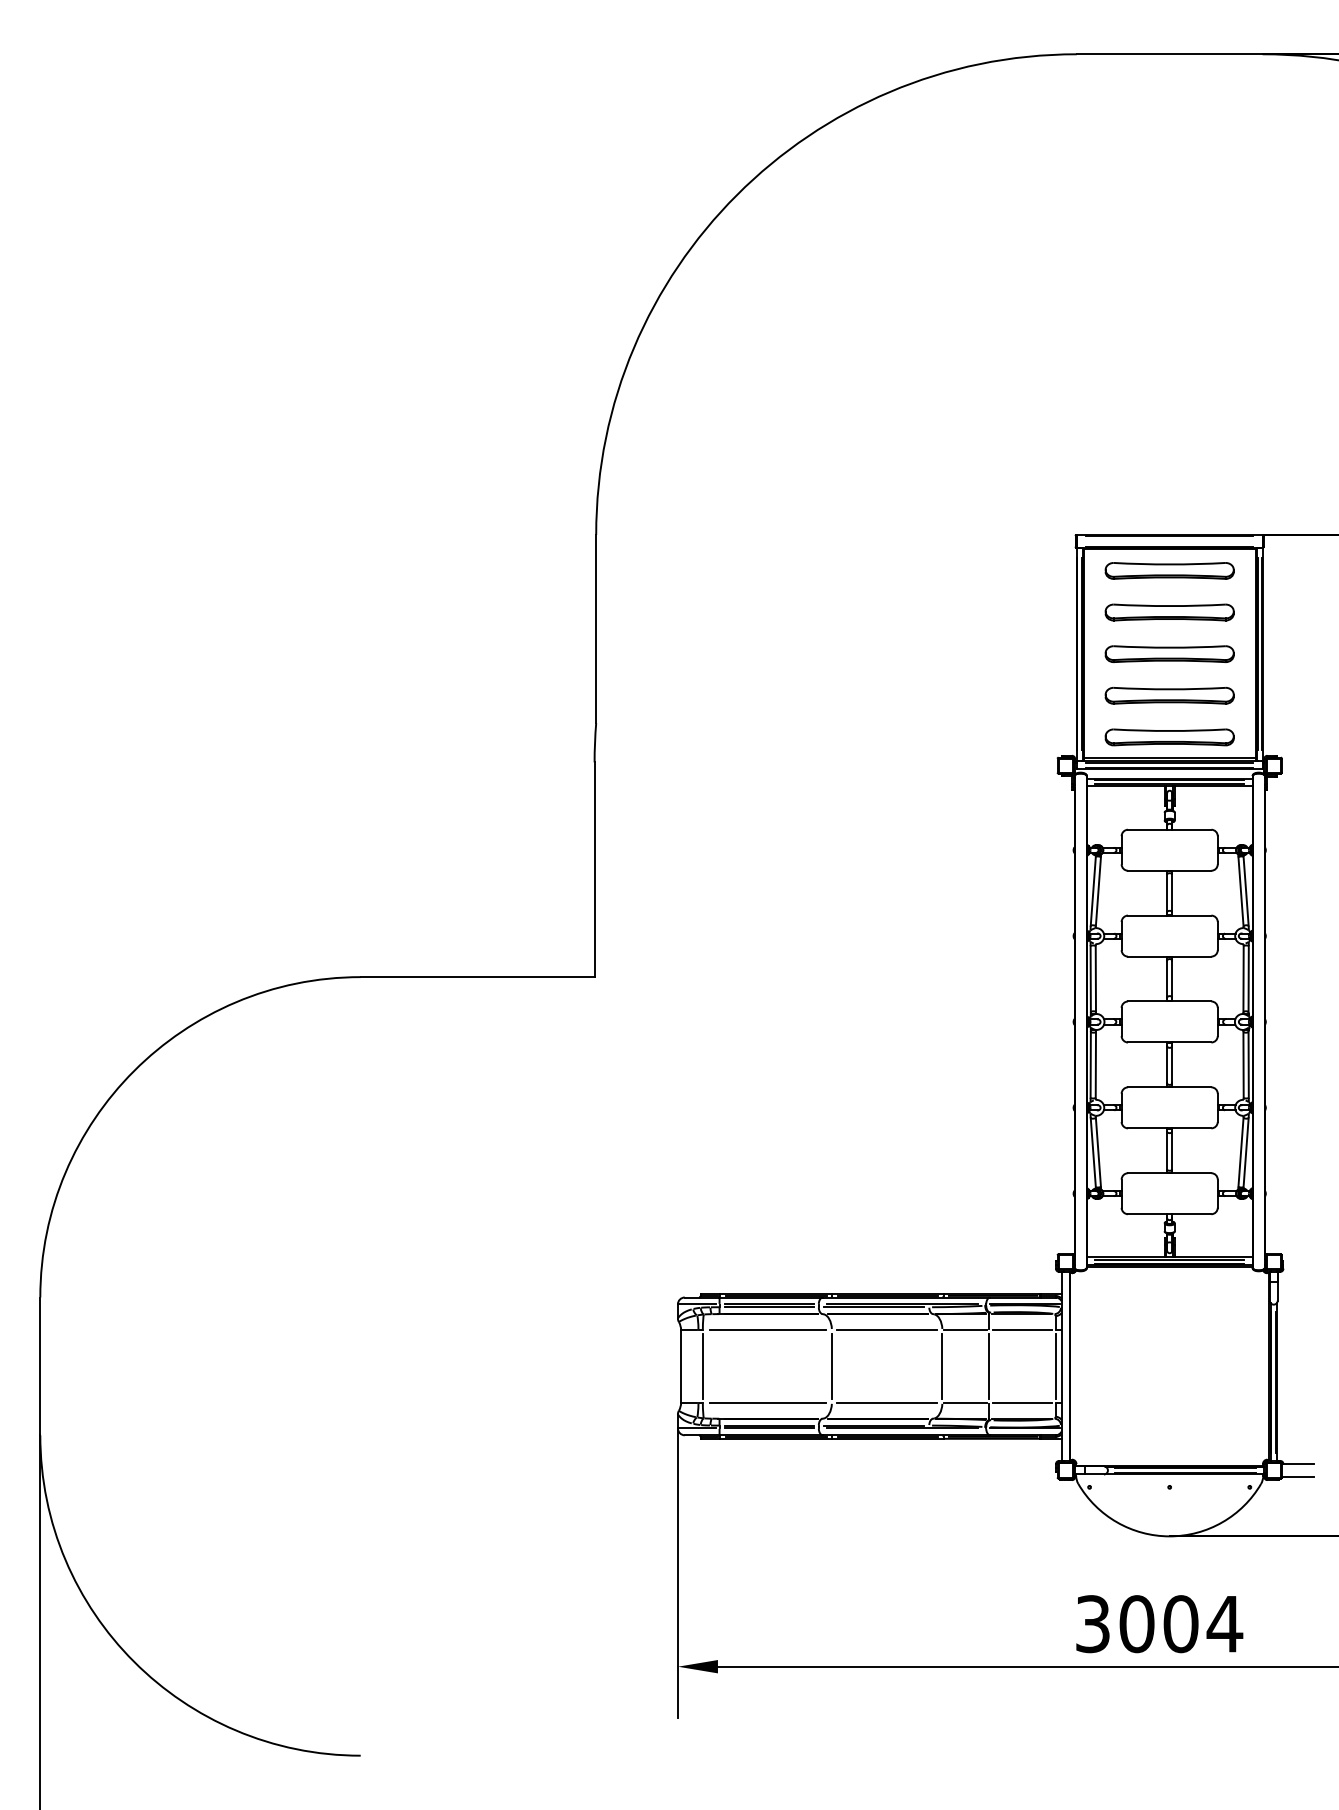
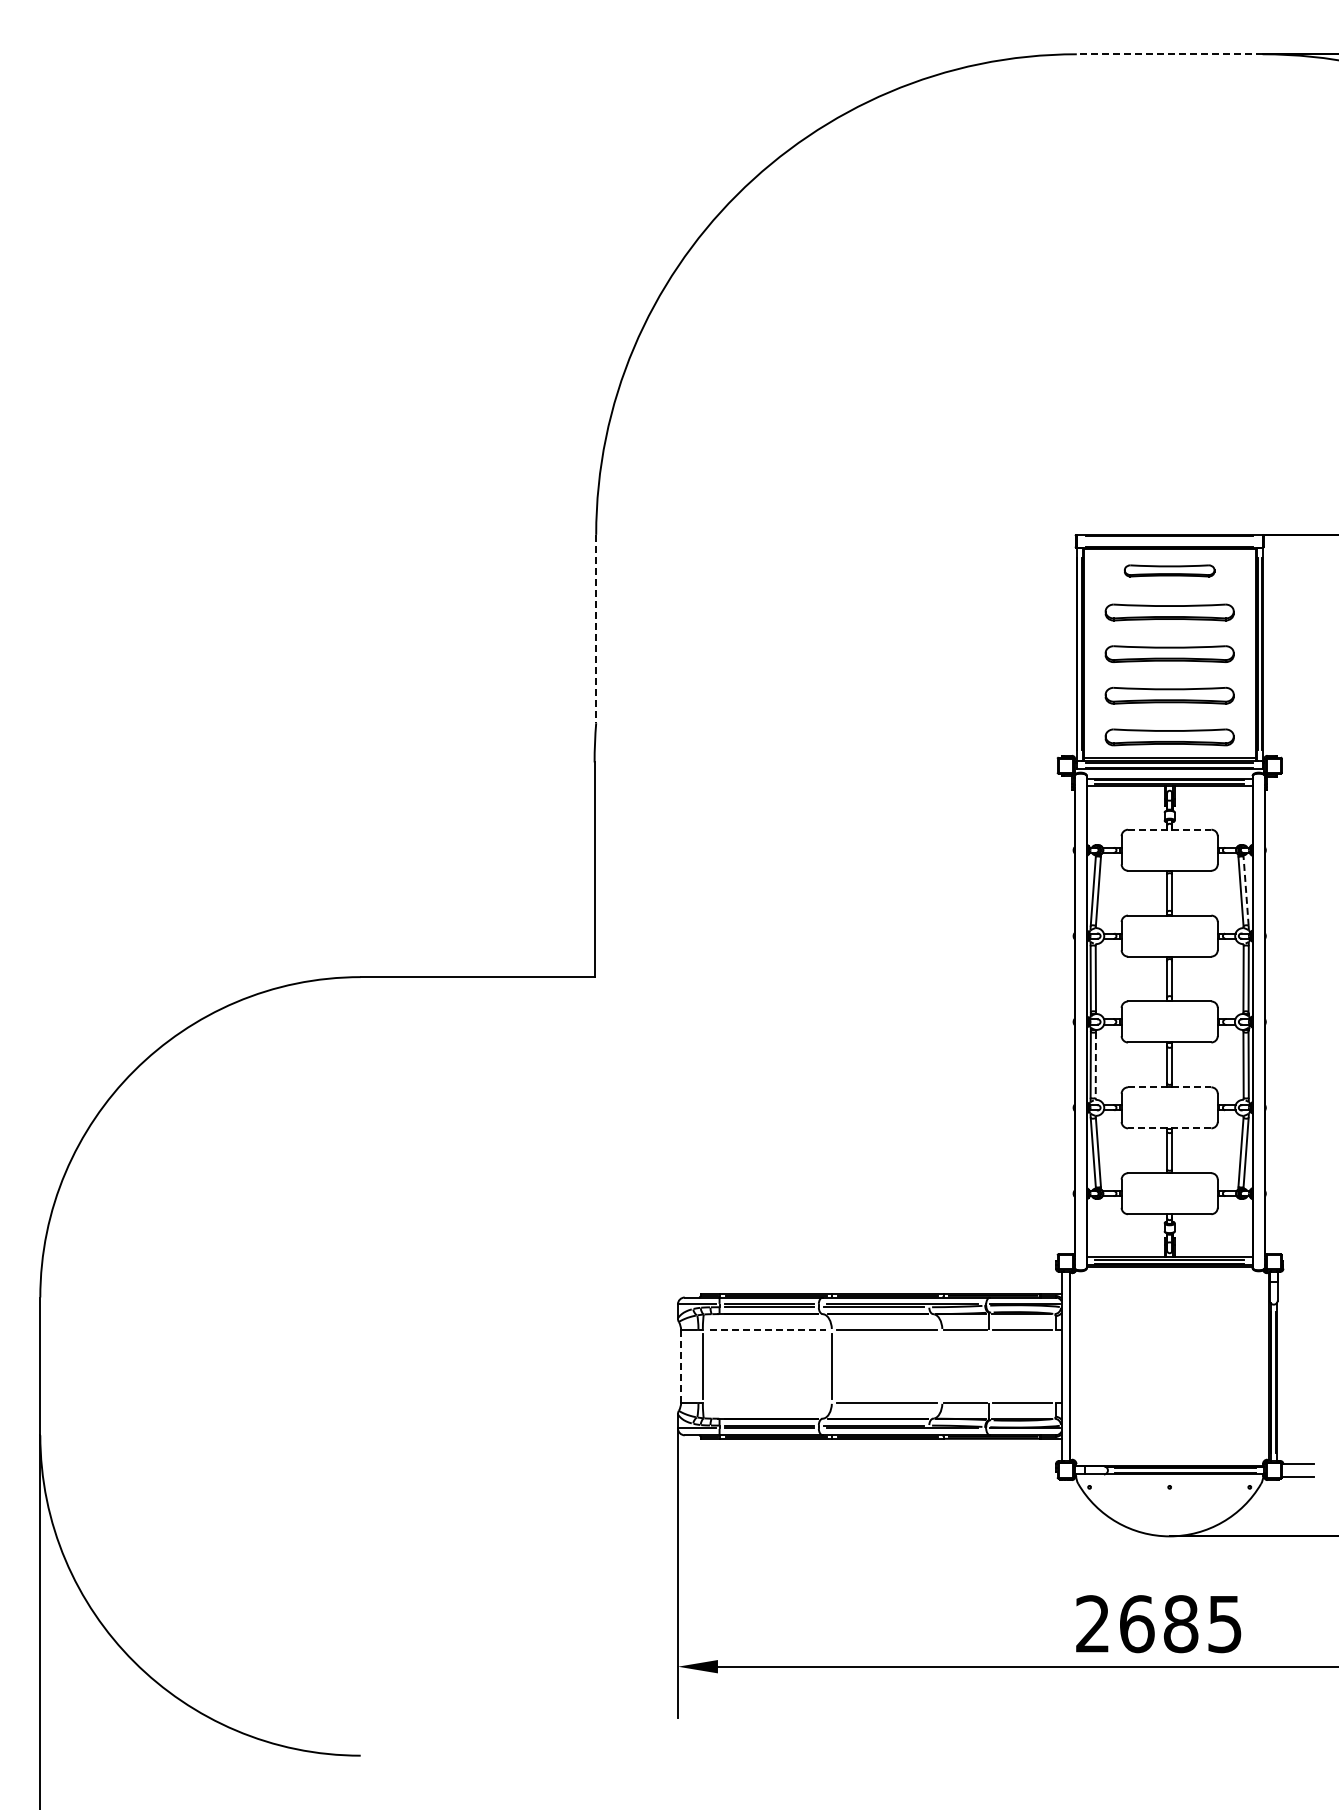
line: solid -> dashed (1169, 54)
part size: 131x18 px -> 92x14 px (1169, 570)
line: solid -> dashed (596, 629)
line: solid -> dashed (1169, 829)
line: solid -> dashed (1246, 891)
line: solid -> dashed (1095, 1064)
line: solid -> dashed (1169, 1087)
line: solid -> dashed (1169, 1128)
line: solid -> dashed (768, 1330)
line: solid -> dashed (681, 1366)
line: present -> none (942, 1366)
line: present -> none (989, 1366)
line: present -> none (1055, 1366)
line: present -> none (767, 1402)
text: 3004 -> 2685 (1159, 1624)
